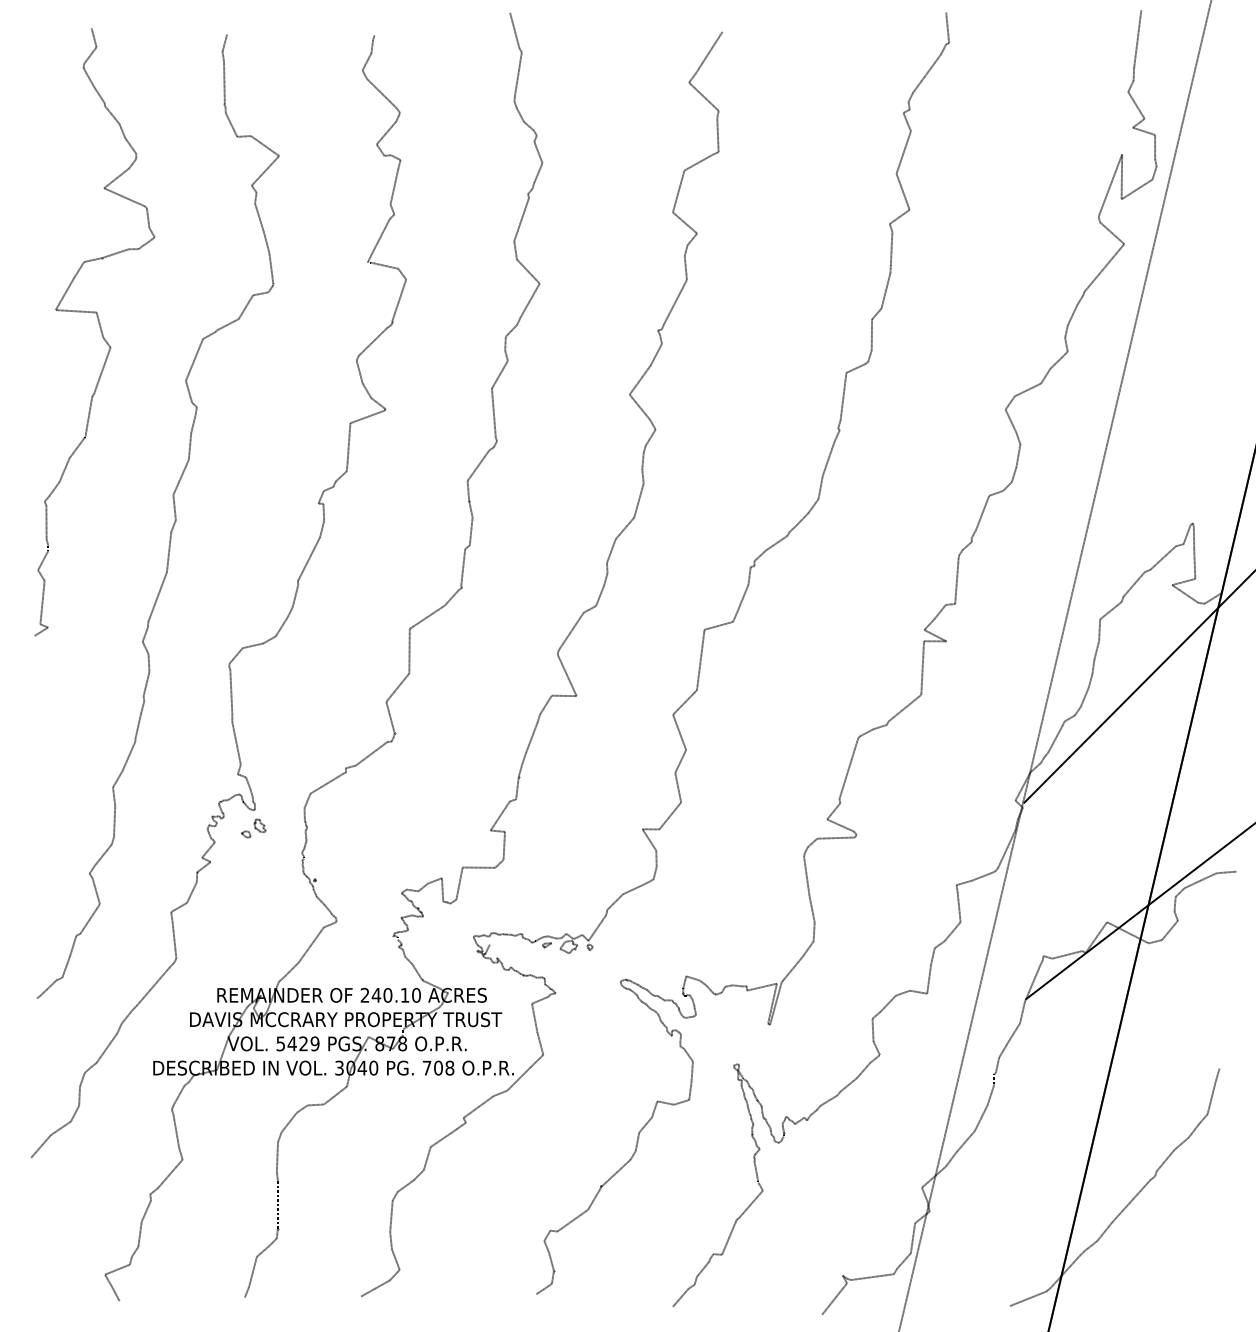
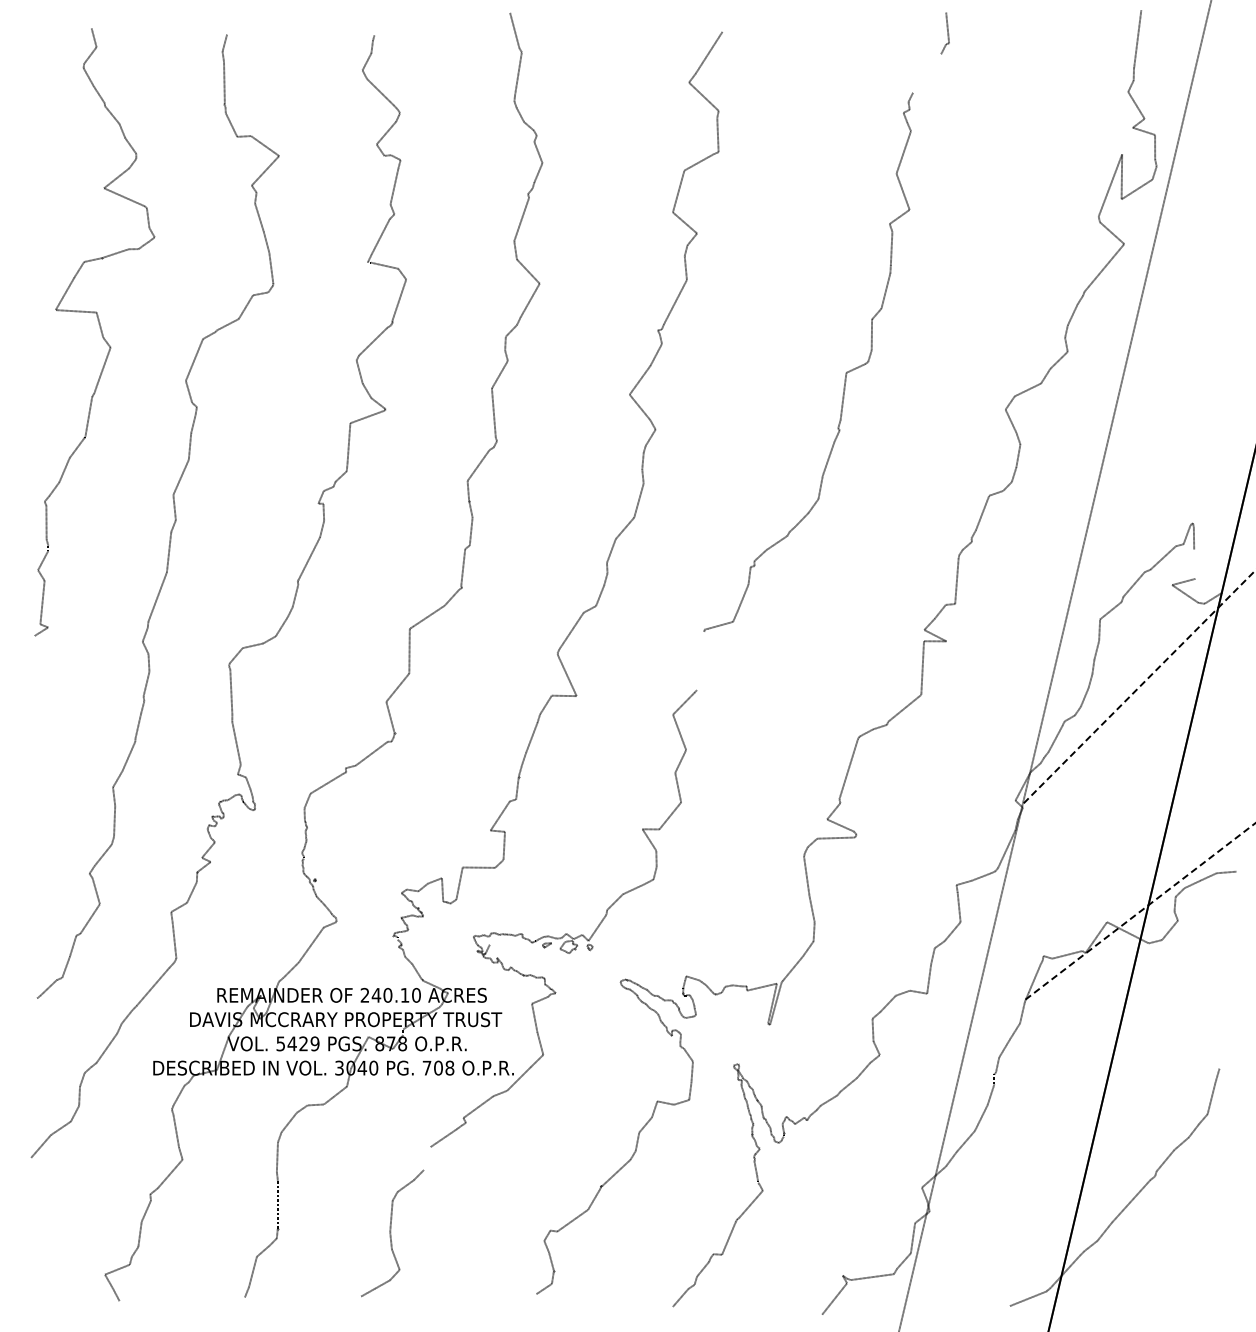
line: present -> none (927, 73)
line: present -> none (1194, 563)
line: present -> none (700, 661)
line: solid -> dashed (1140, 686)
part: present -> none (253, 828)
line: solid -> dashed (1140, 911)
line: present -> none (426, 1158)
